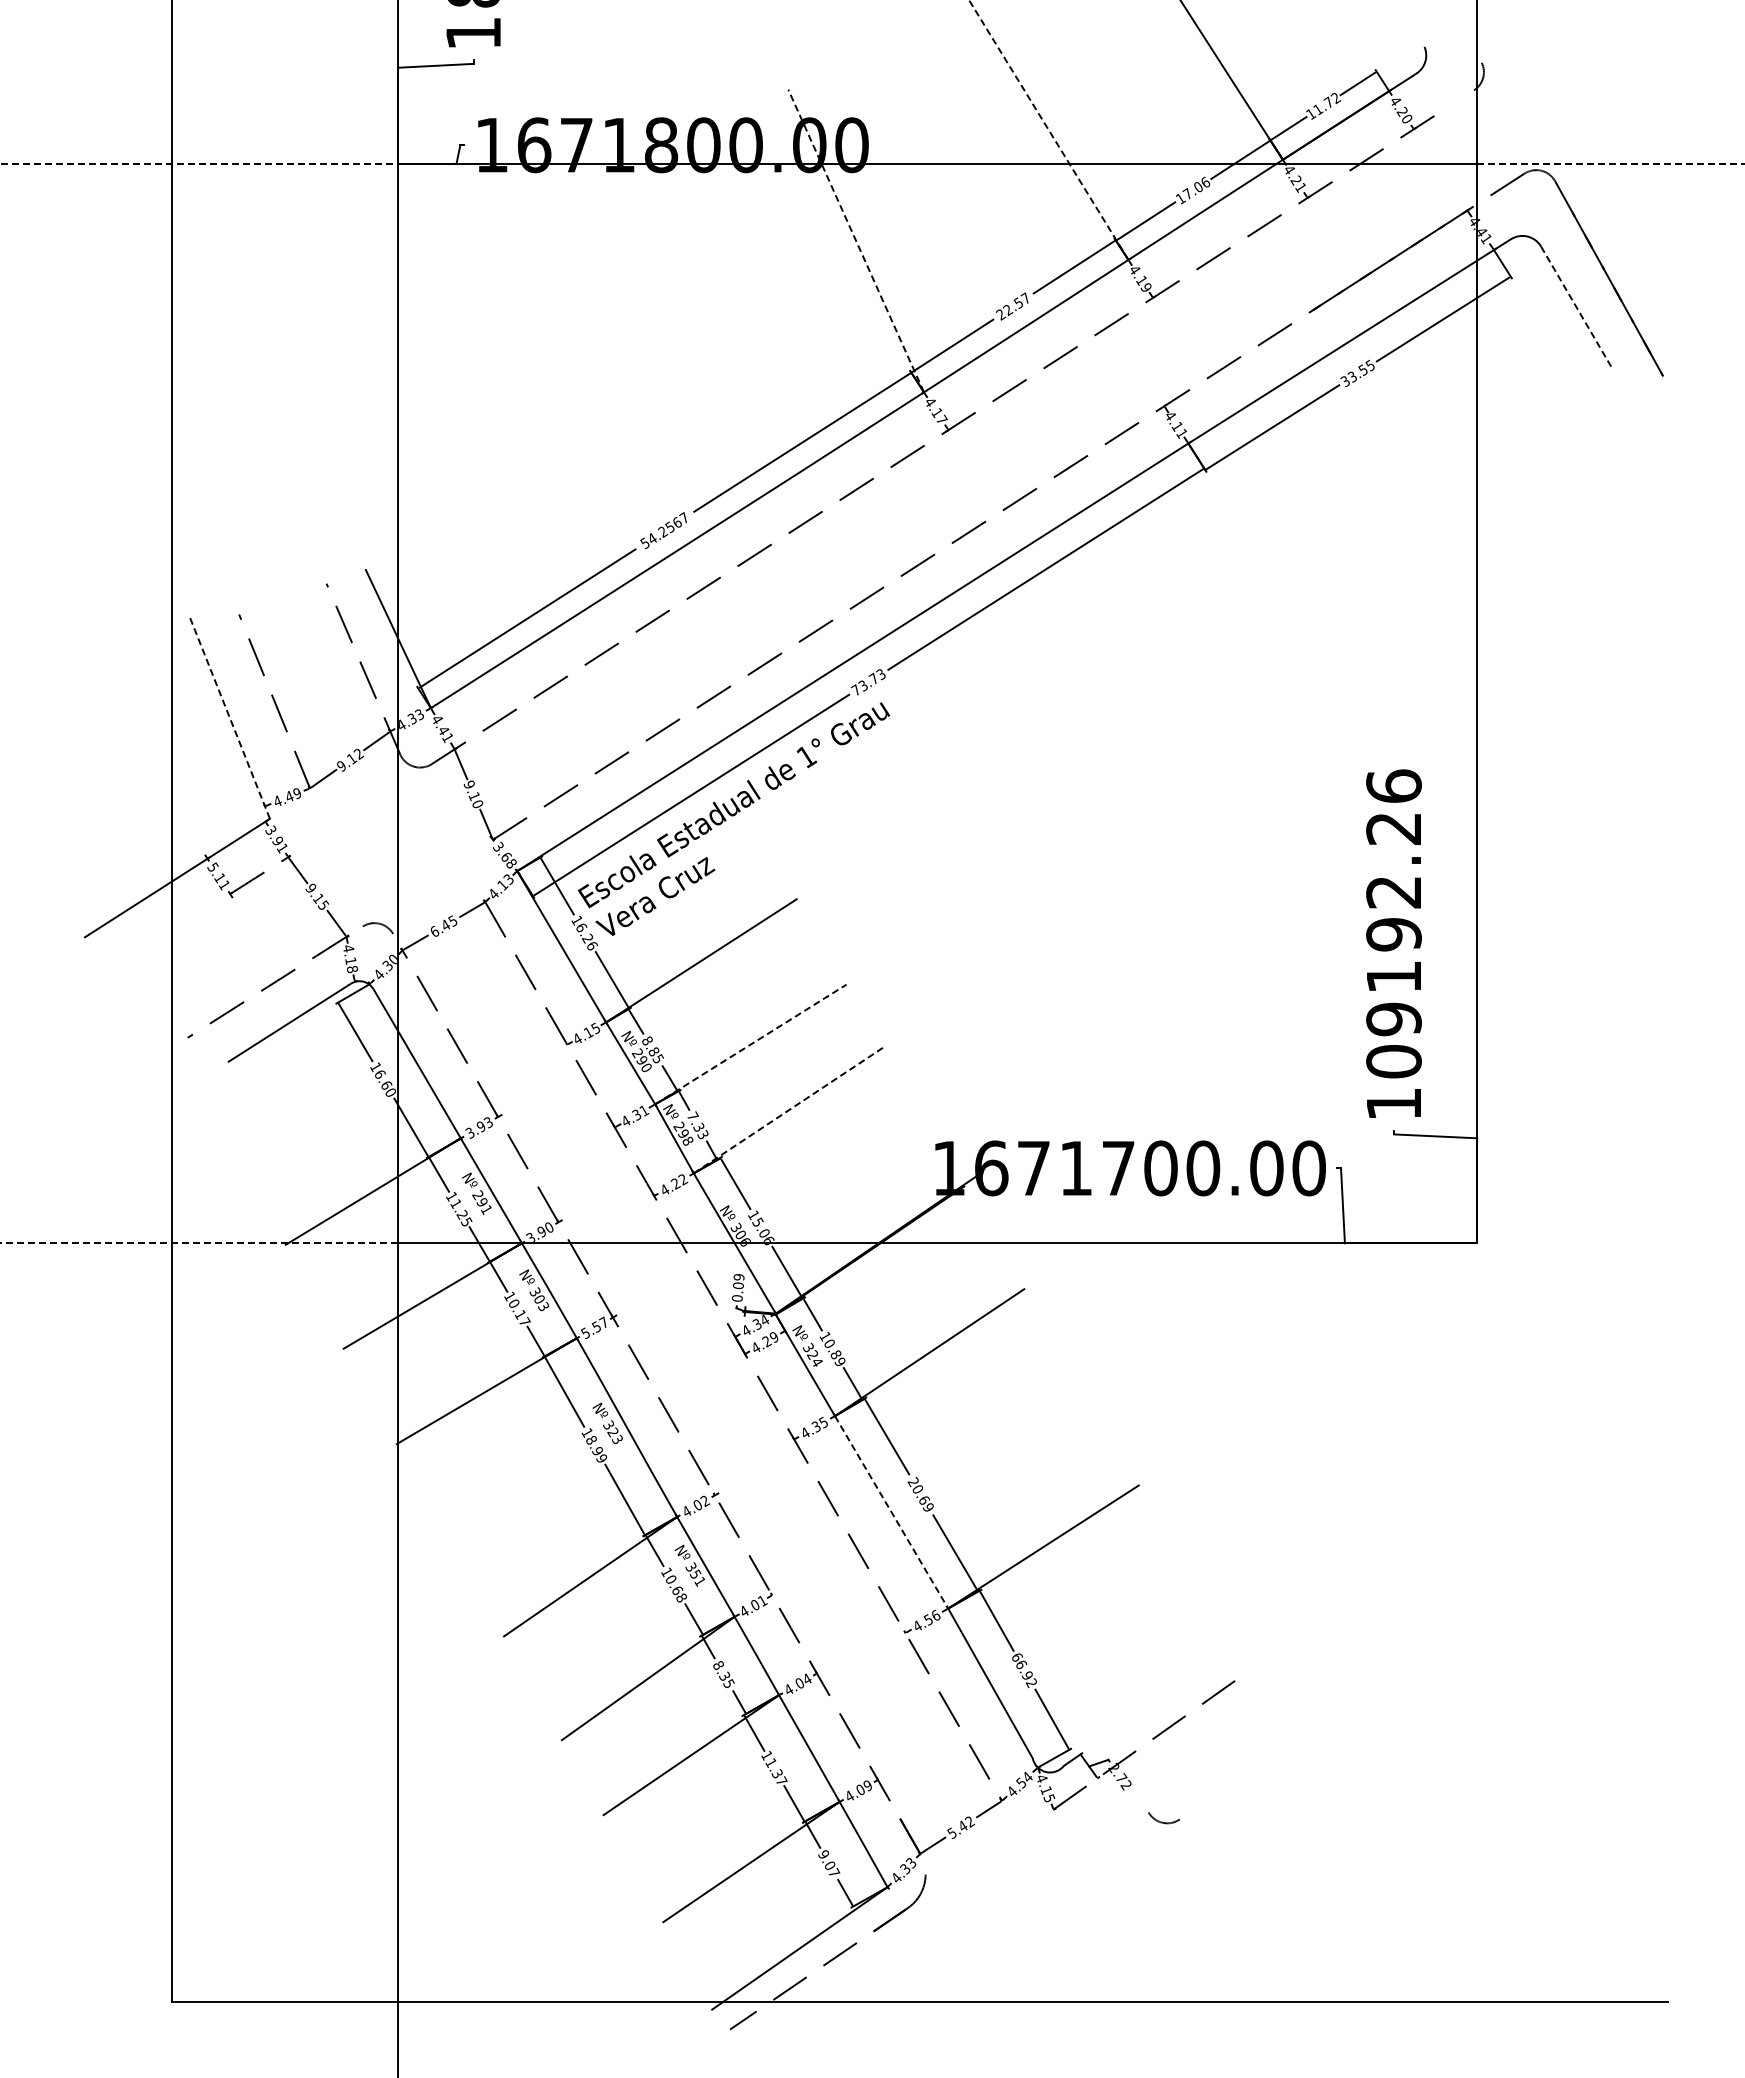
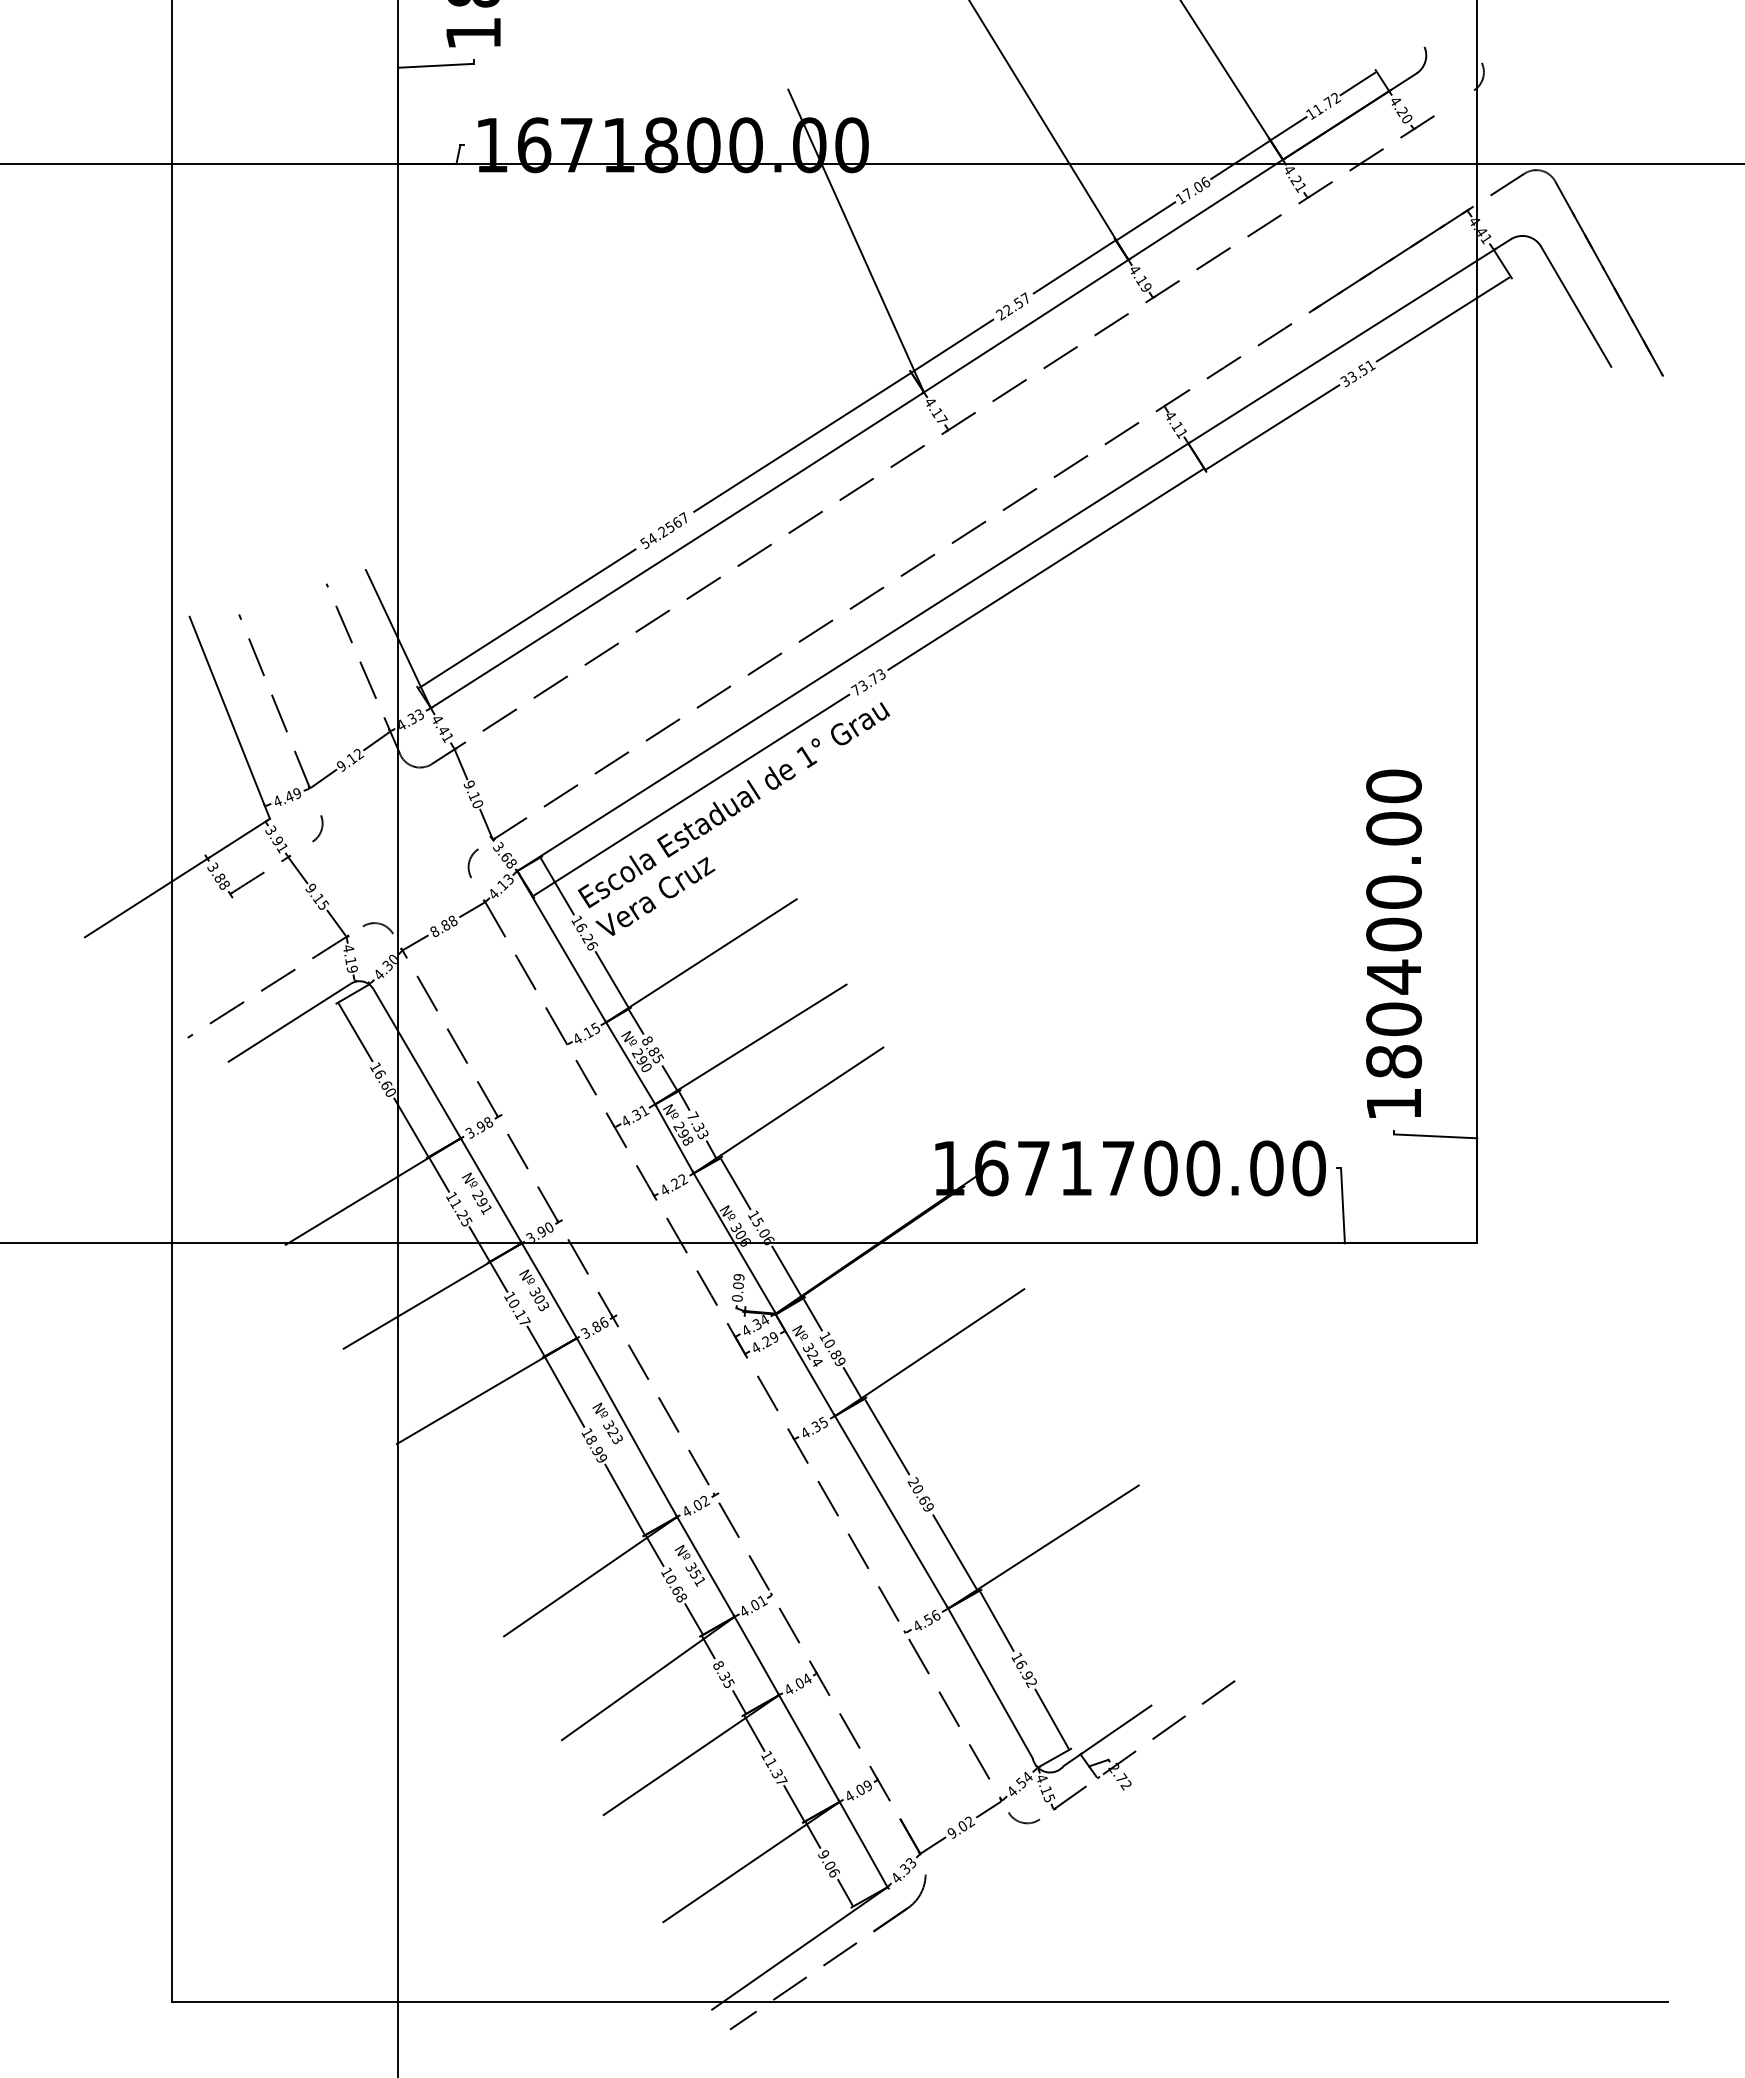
line: dashed -> solid (1048, 129)
line: dashed -> solid (199, 164)
line: dashed -> solid (1611, 164)
line: dashed -> solid (856, 241)
line: dashed -> solid (1576, 306)
text: 33.55 -> 33.51 (1370, 365)
line: dashed -> solid (229, 717)
arc: none -> present (320, 829)
arc: none -> present (470, 862)
text: 5.11 -> 3.88 (219, 876)
text: 109192.26 -> 180400.00 (1393, 923)
text: 6.45 -> 8.88 (443, 925)
text: 4.18 -> 4.19 (351, 969)
line: dashed -> solid (750, 1044)
line: dashed -> solid (788, 1110)
text: 3.93 -> 3.98 (488, 1122)
line: dashed -> solid (199, 1243)
text: 5.57 -> 3.86 (594, 1326)
line: dashed -> solid (891, 1512)
text: 66.92 -> 16.92 (1016, 1657)
line: none -> present (1115, 1729)
arc position: (1162, 1821) -> (1022, 1821) (1022, 1821)
text: 5.42 -> 9.02 (957, 1829)
text: 9.07 -> 9.06 (834, 1872)
